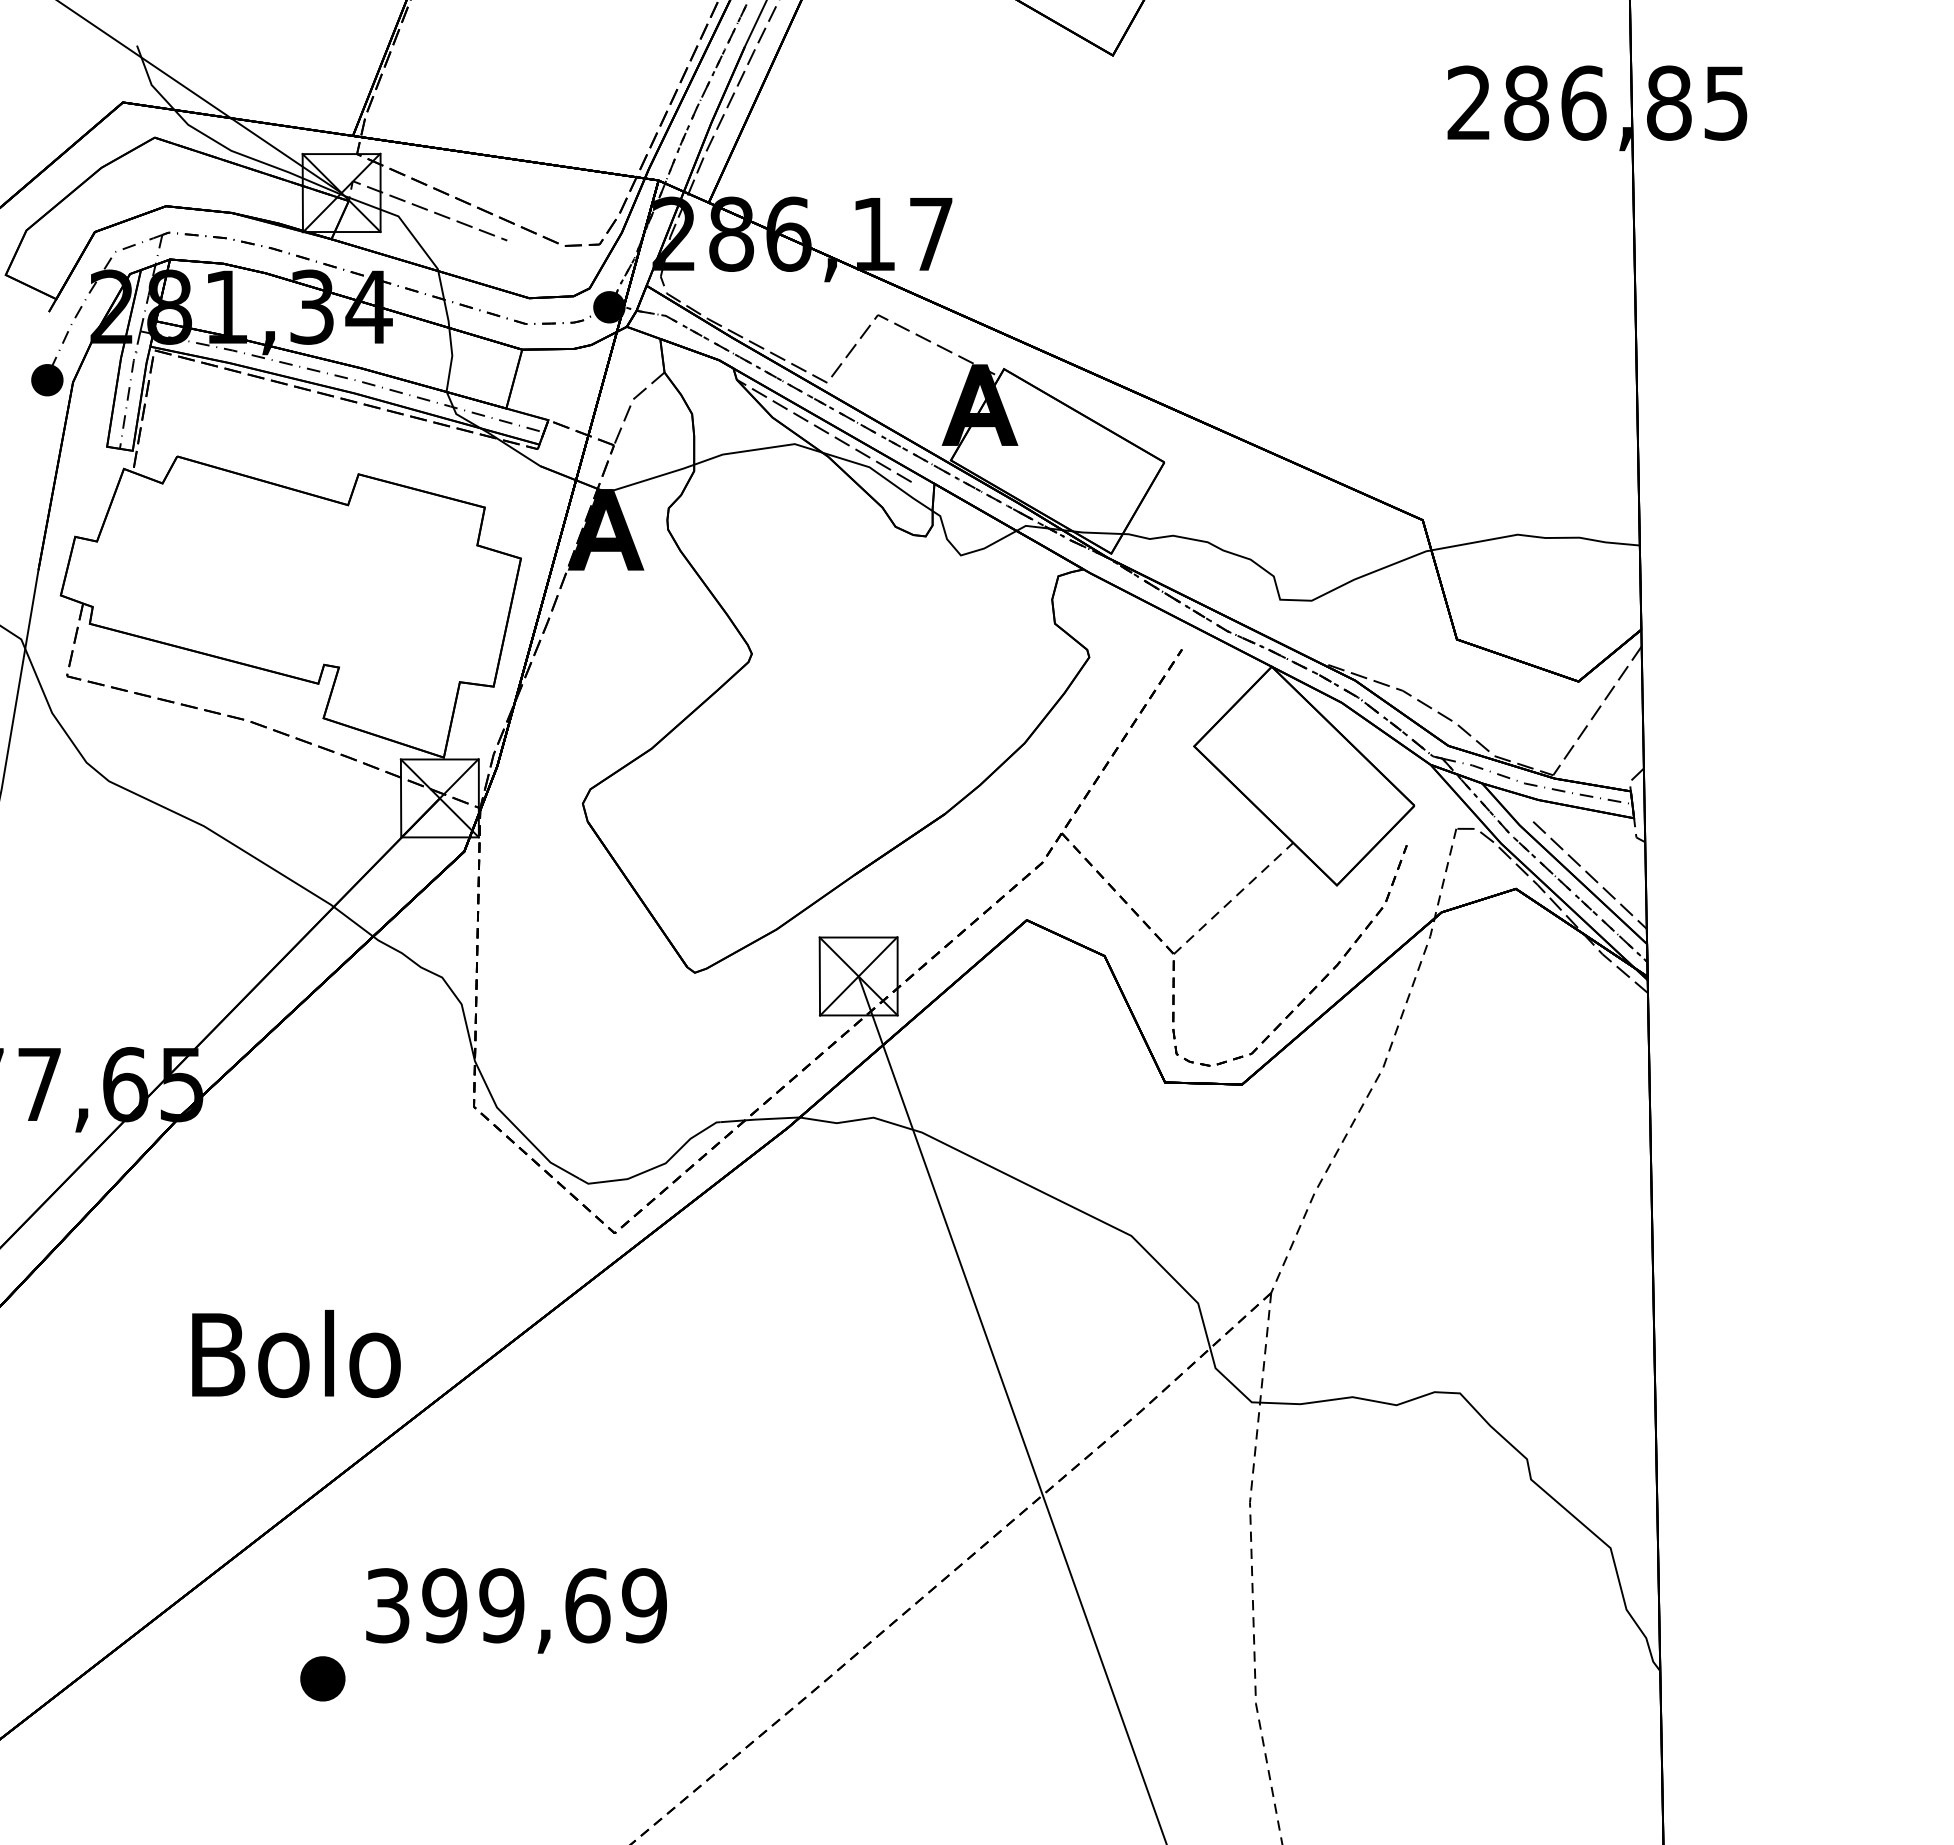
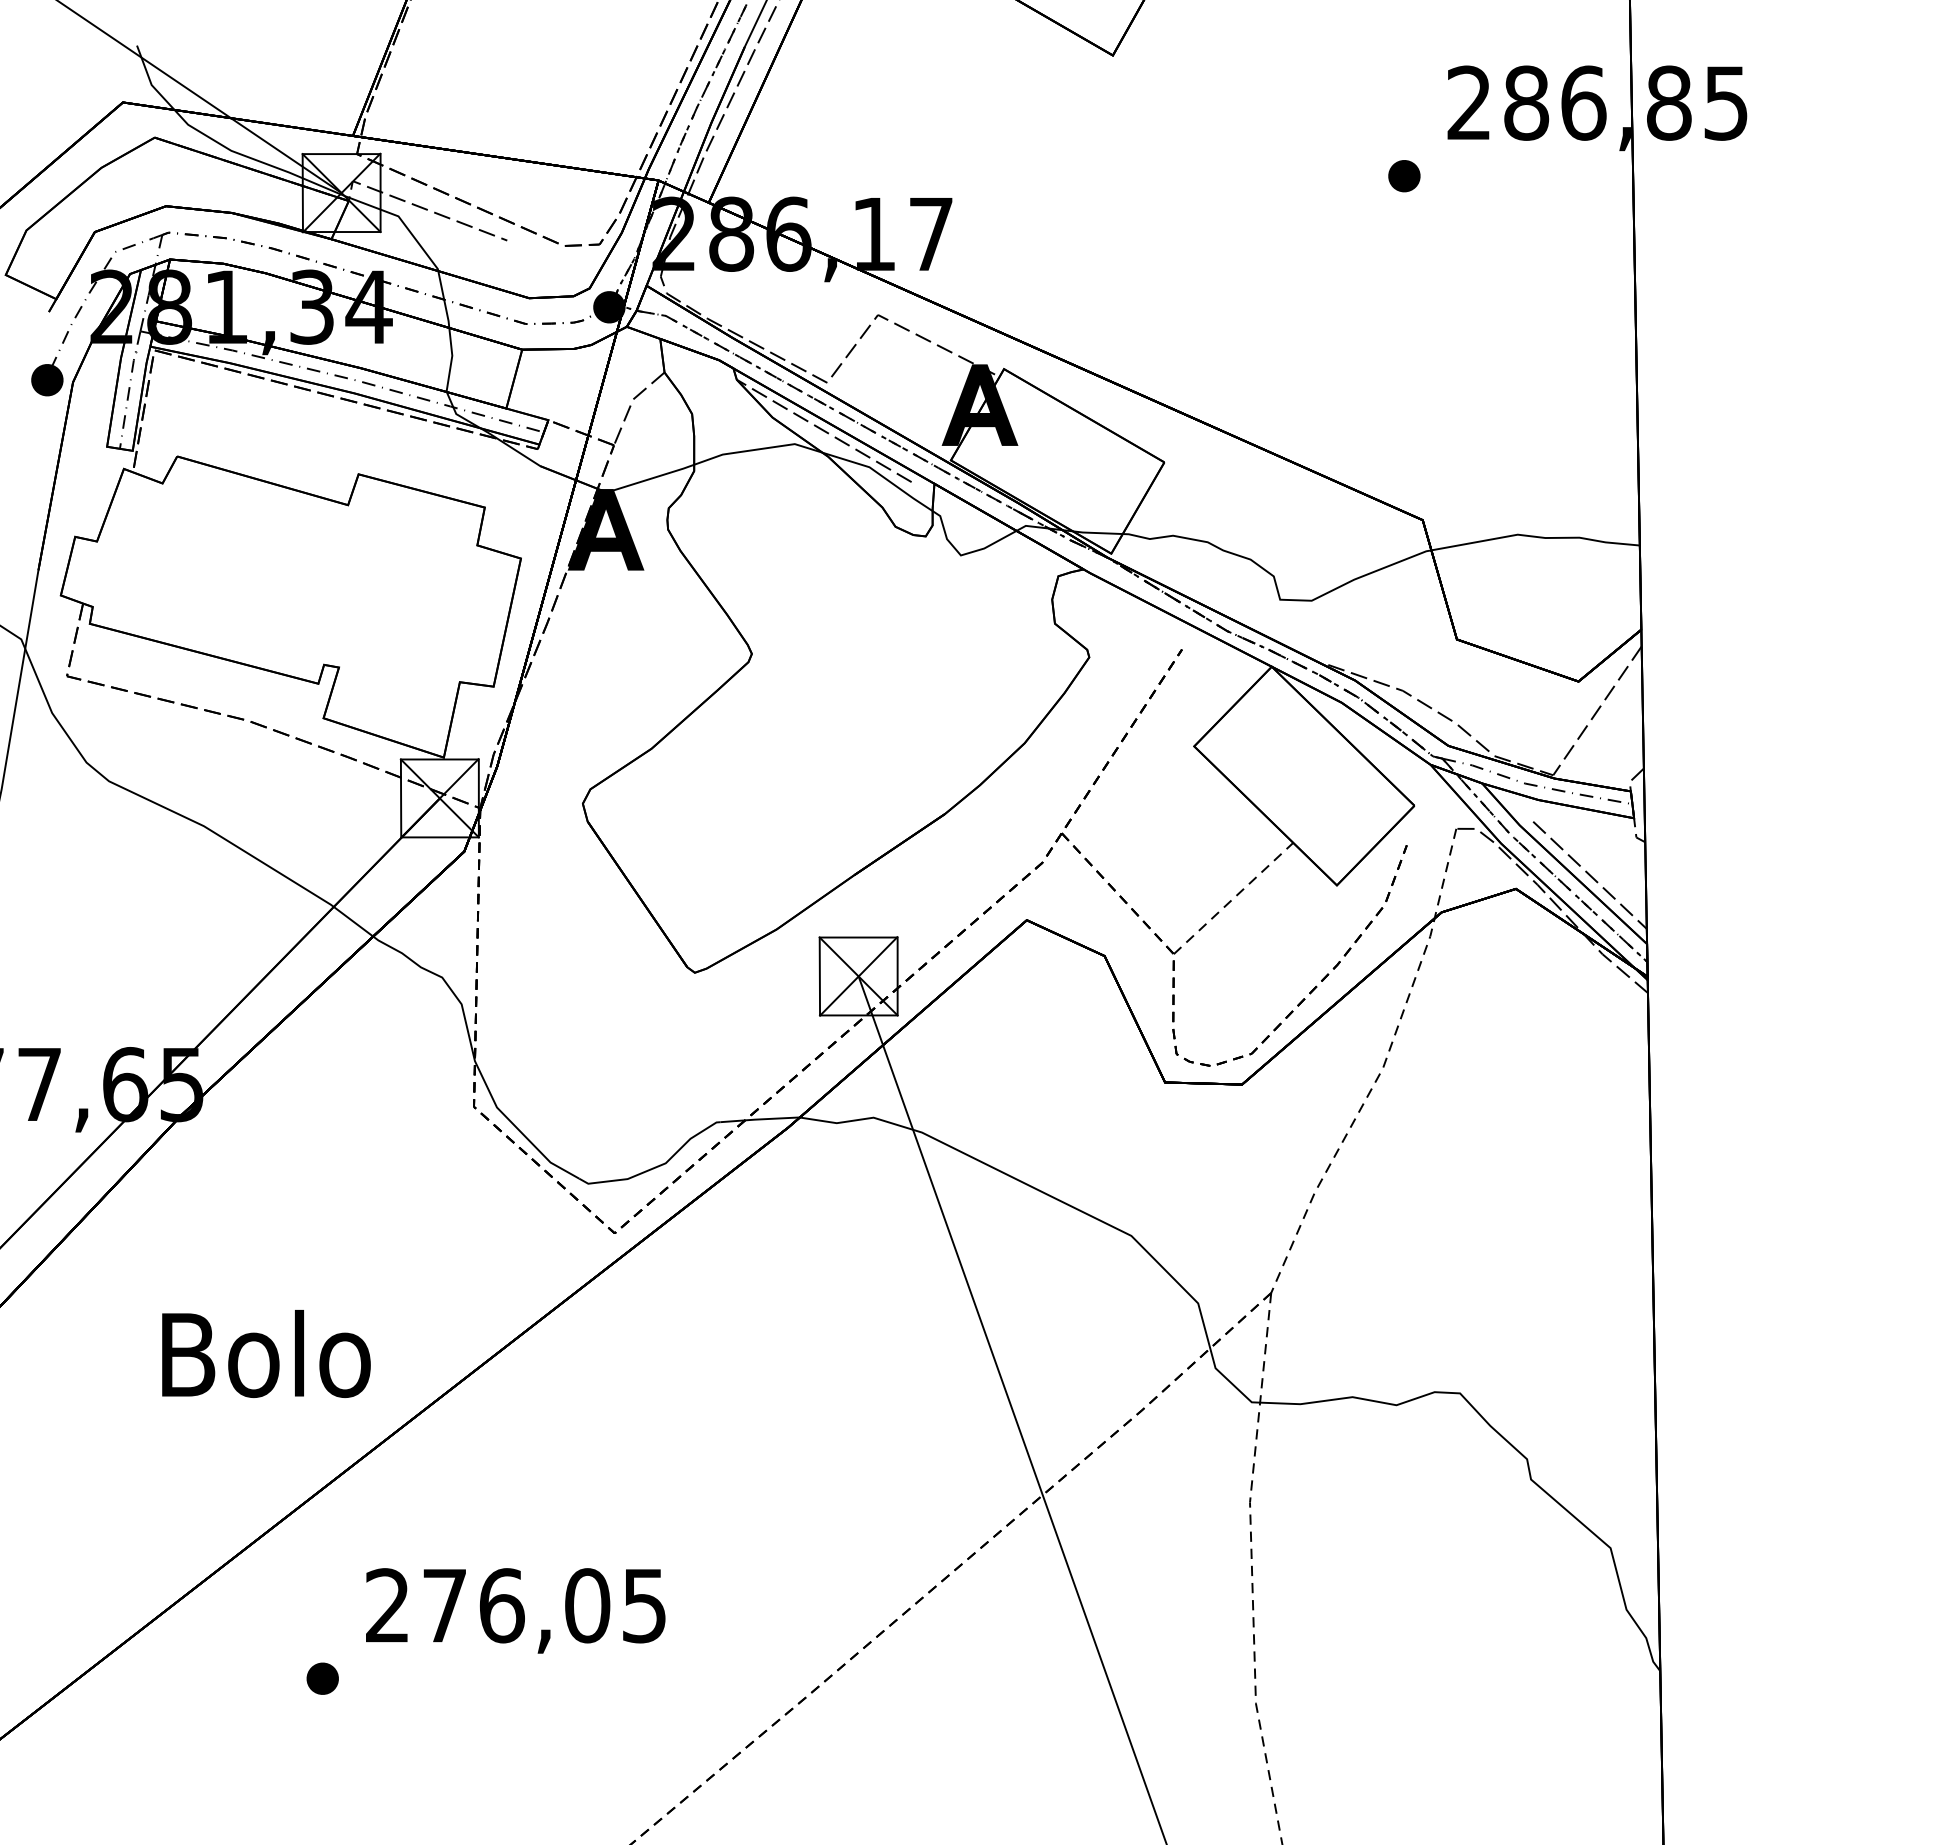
part: none -> present (1404, 176)
text position: (296, 1353) -> (266, 1353) (266, 1353)
text: 399,69 -> 276,05 (516, 1605)
part size: 46x46 px -> 33x33 px (322, 1678)
